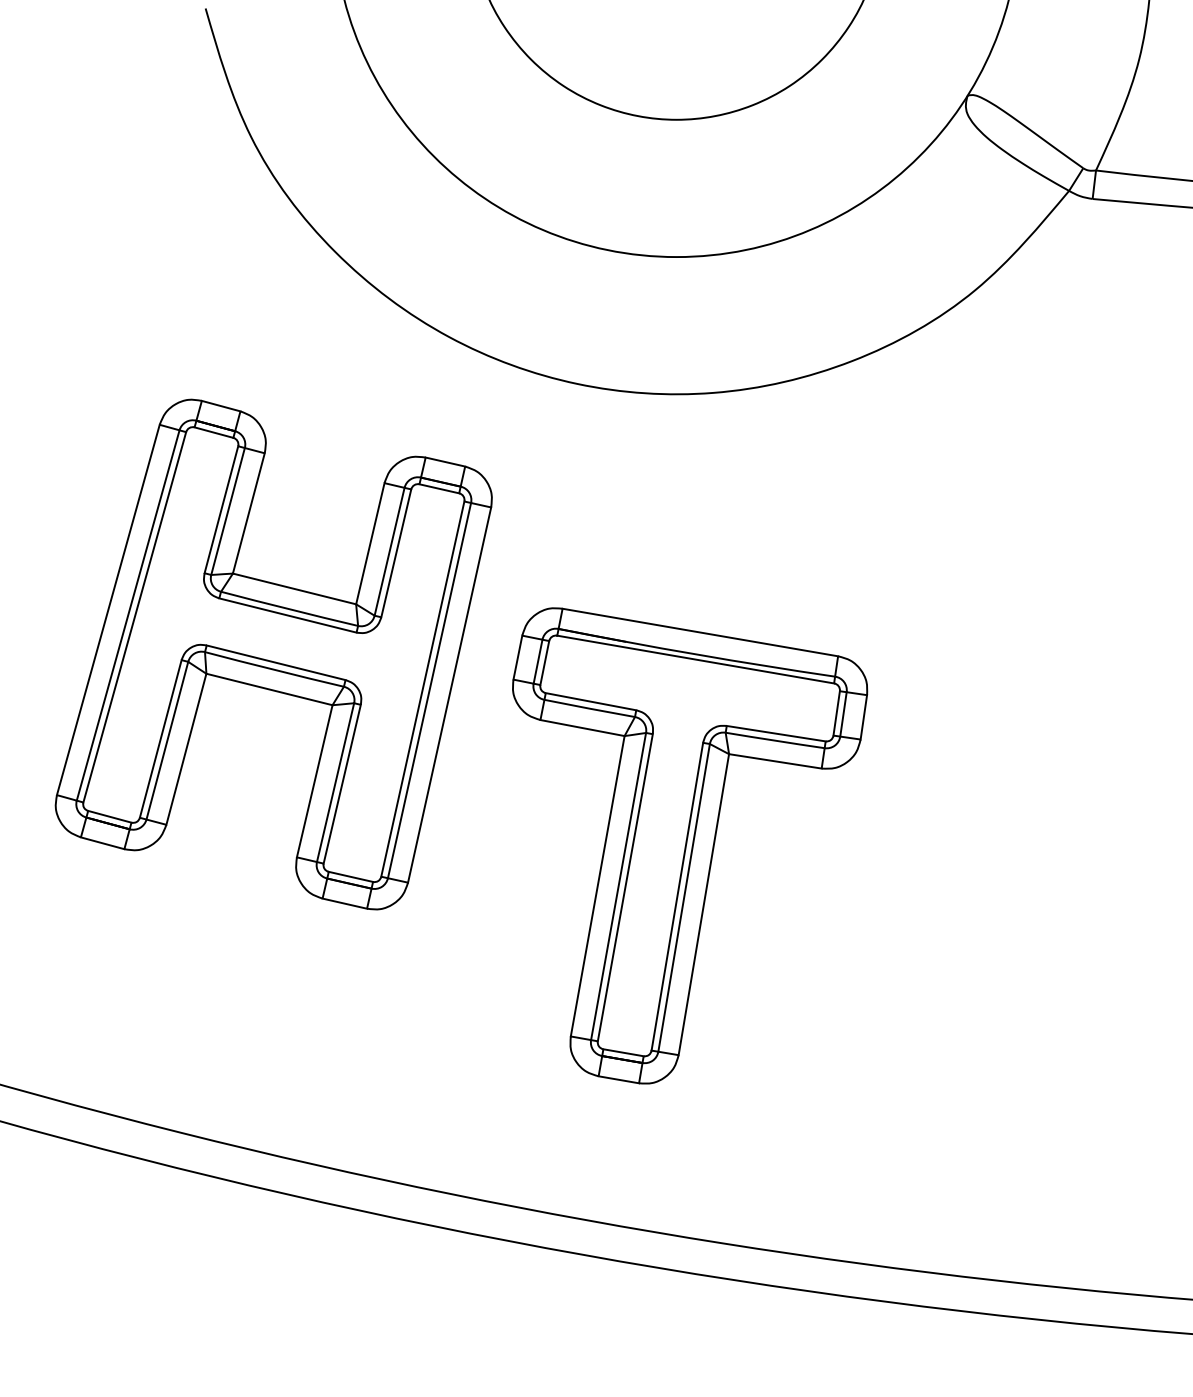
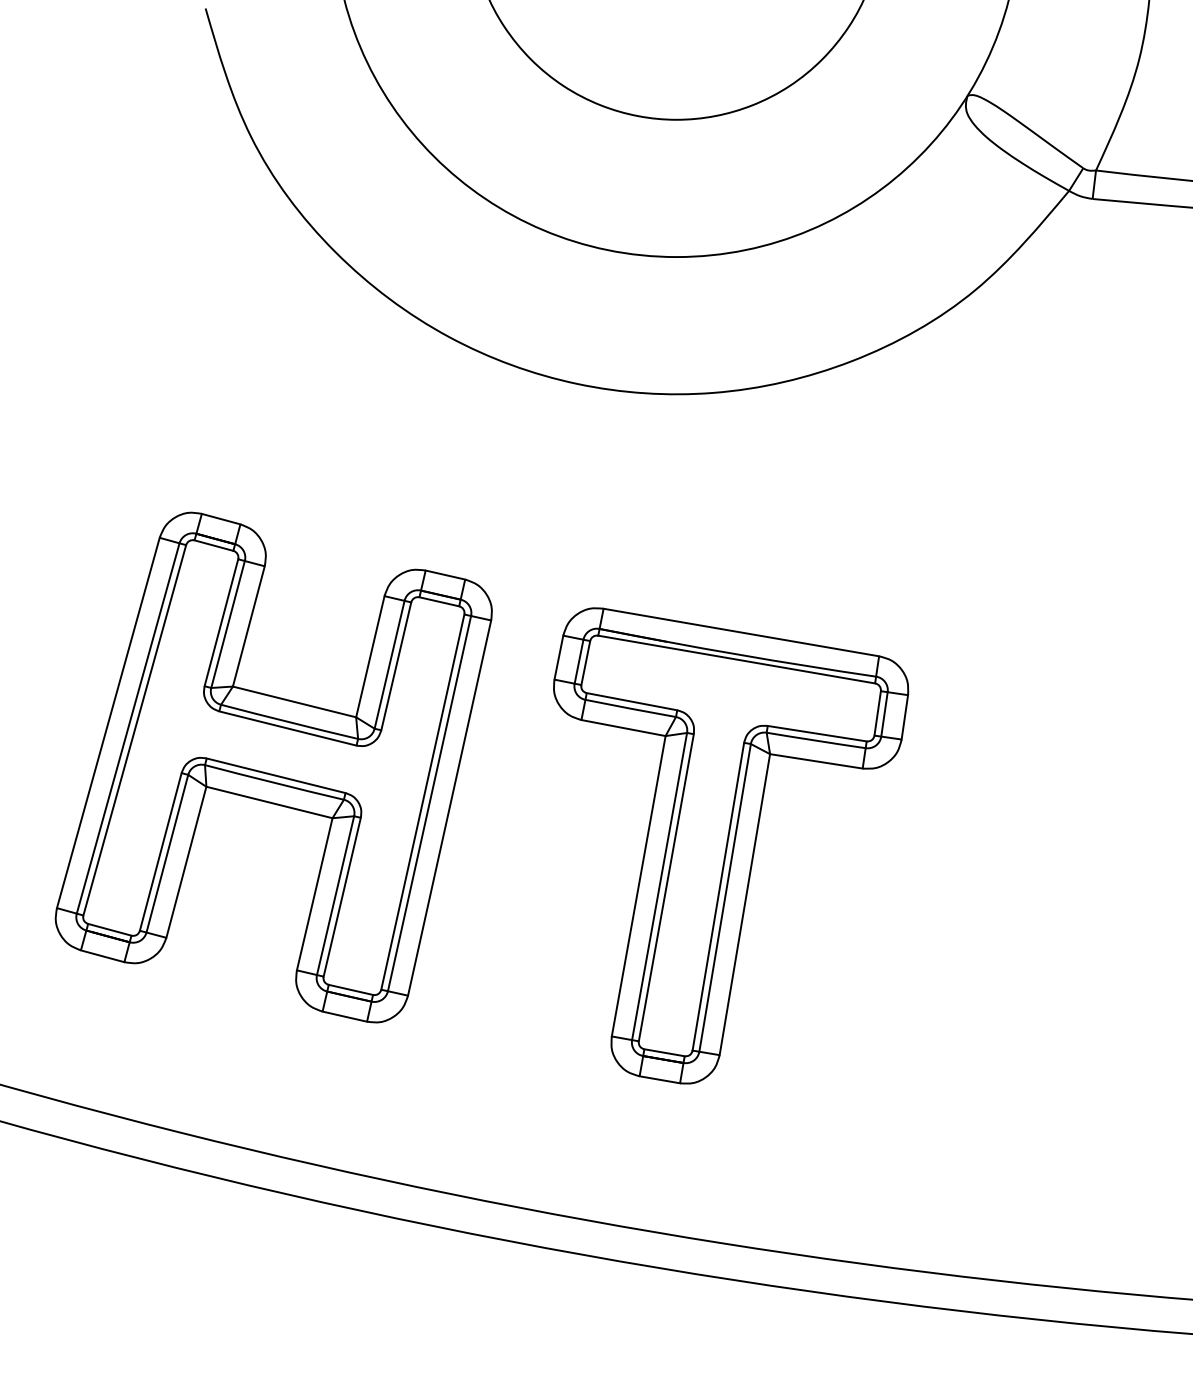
part position: (273, 654) -> (273, 767) (273, 767)
part position: (690, 845) -> (731, 845) (731, 845)
